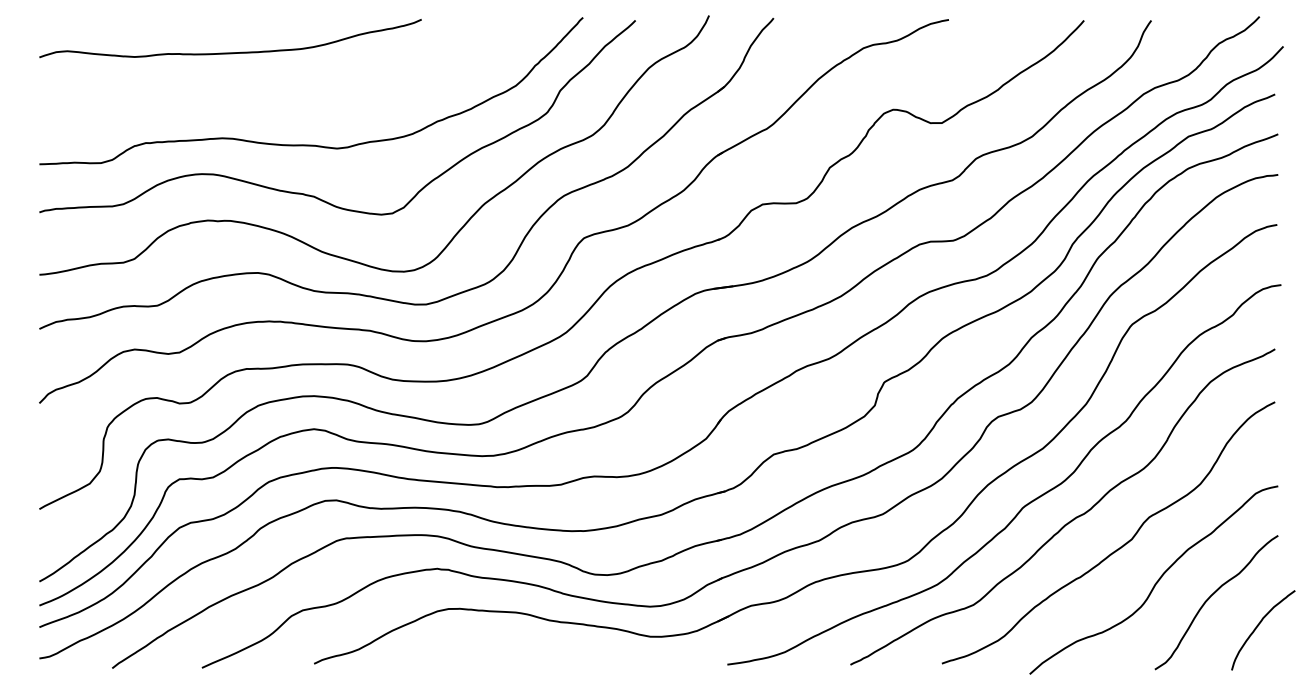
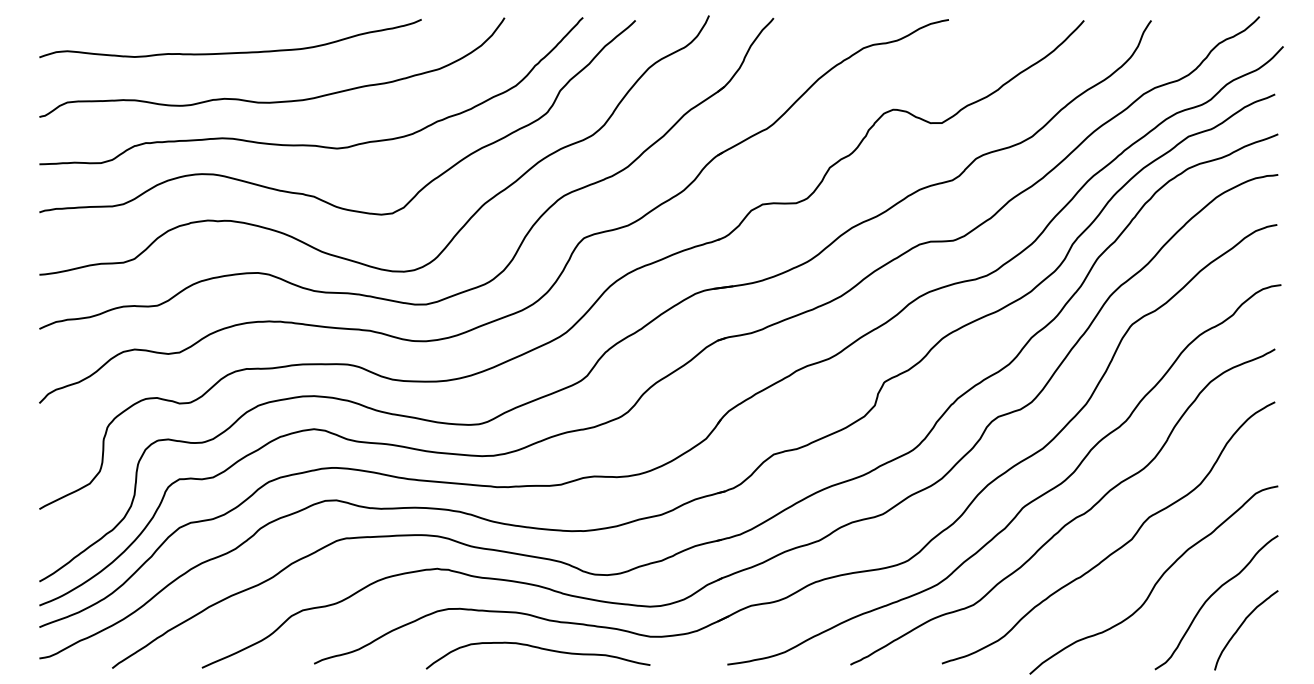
curve: none -> present (272, 101)
curve position: (1259, 625) -> (1242, 625) (1242, 625)
curve: none -> present (540, 649)
